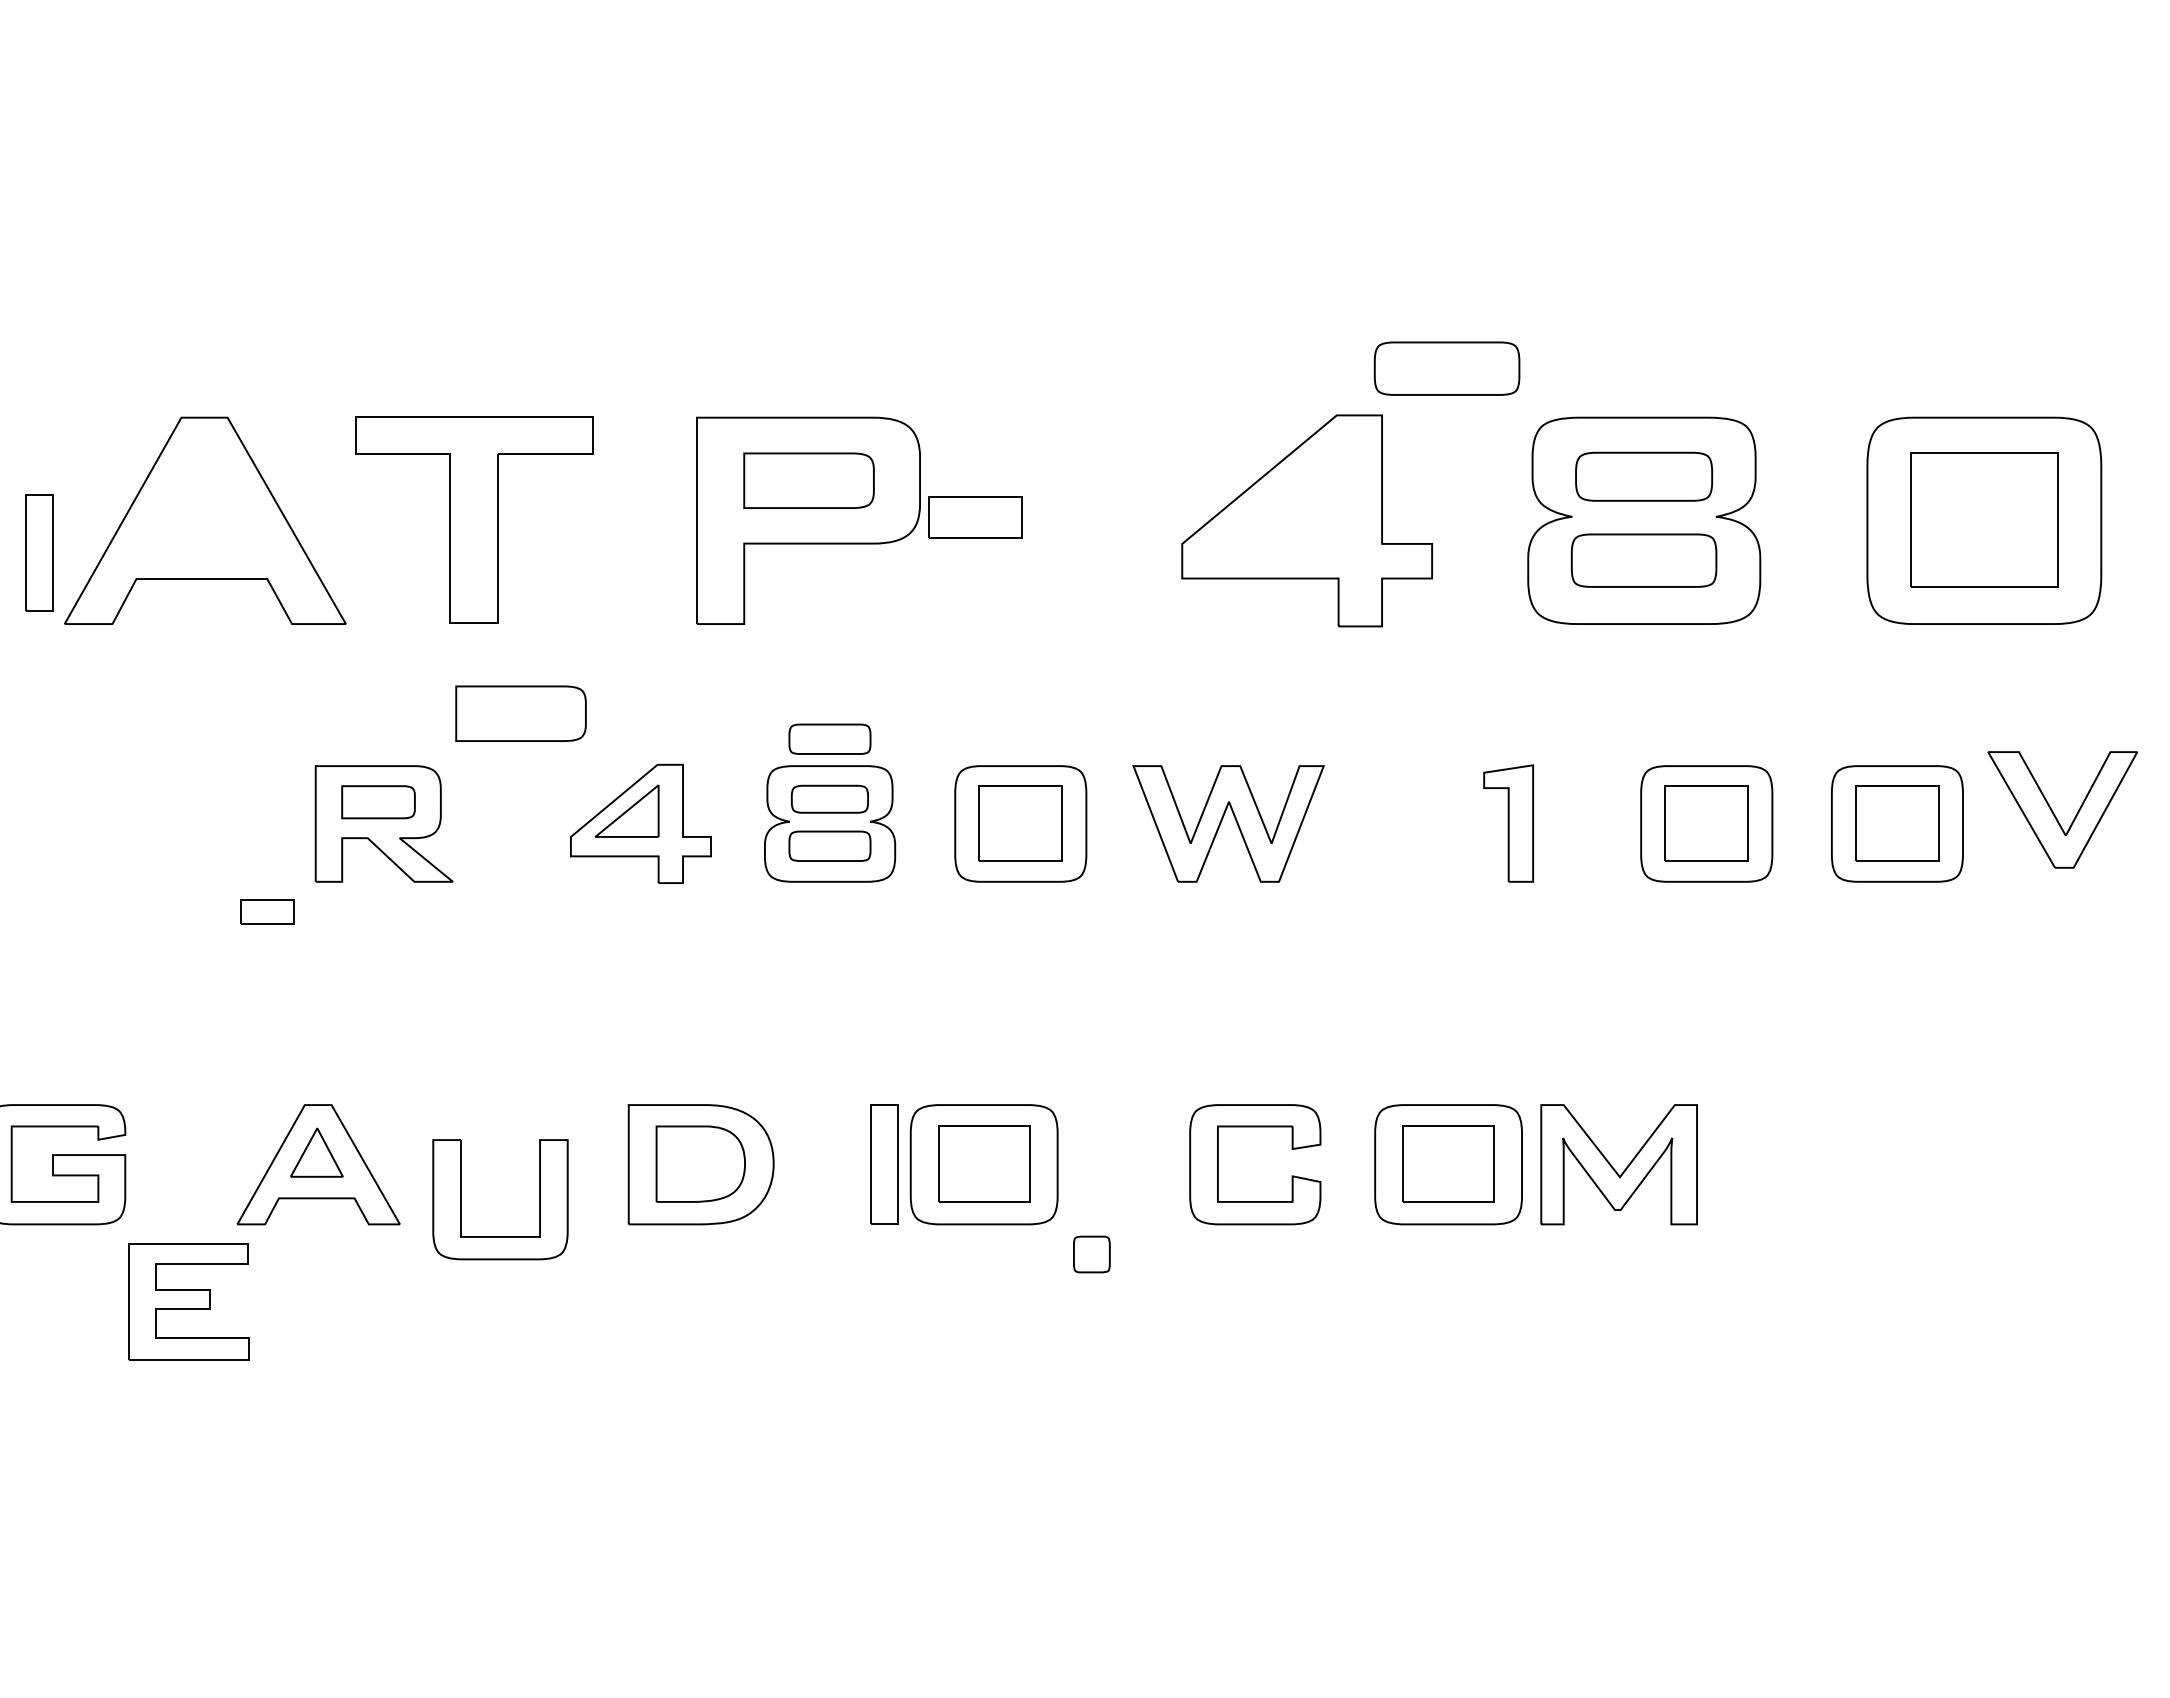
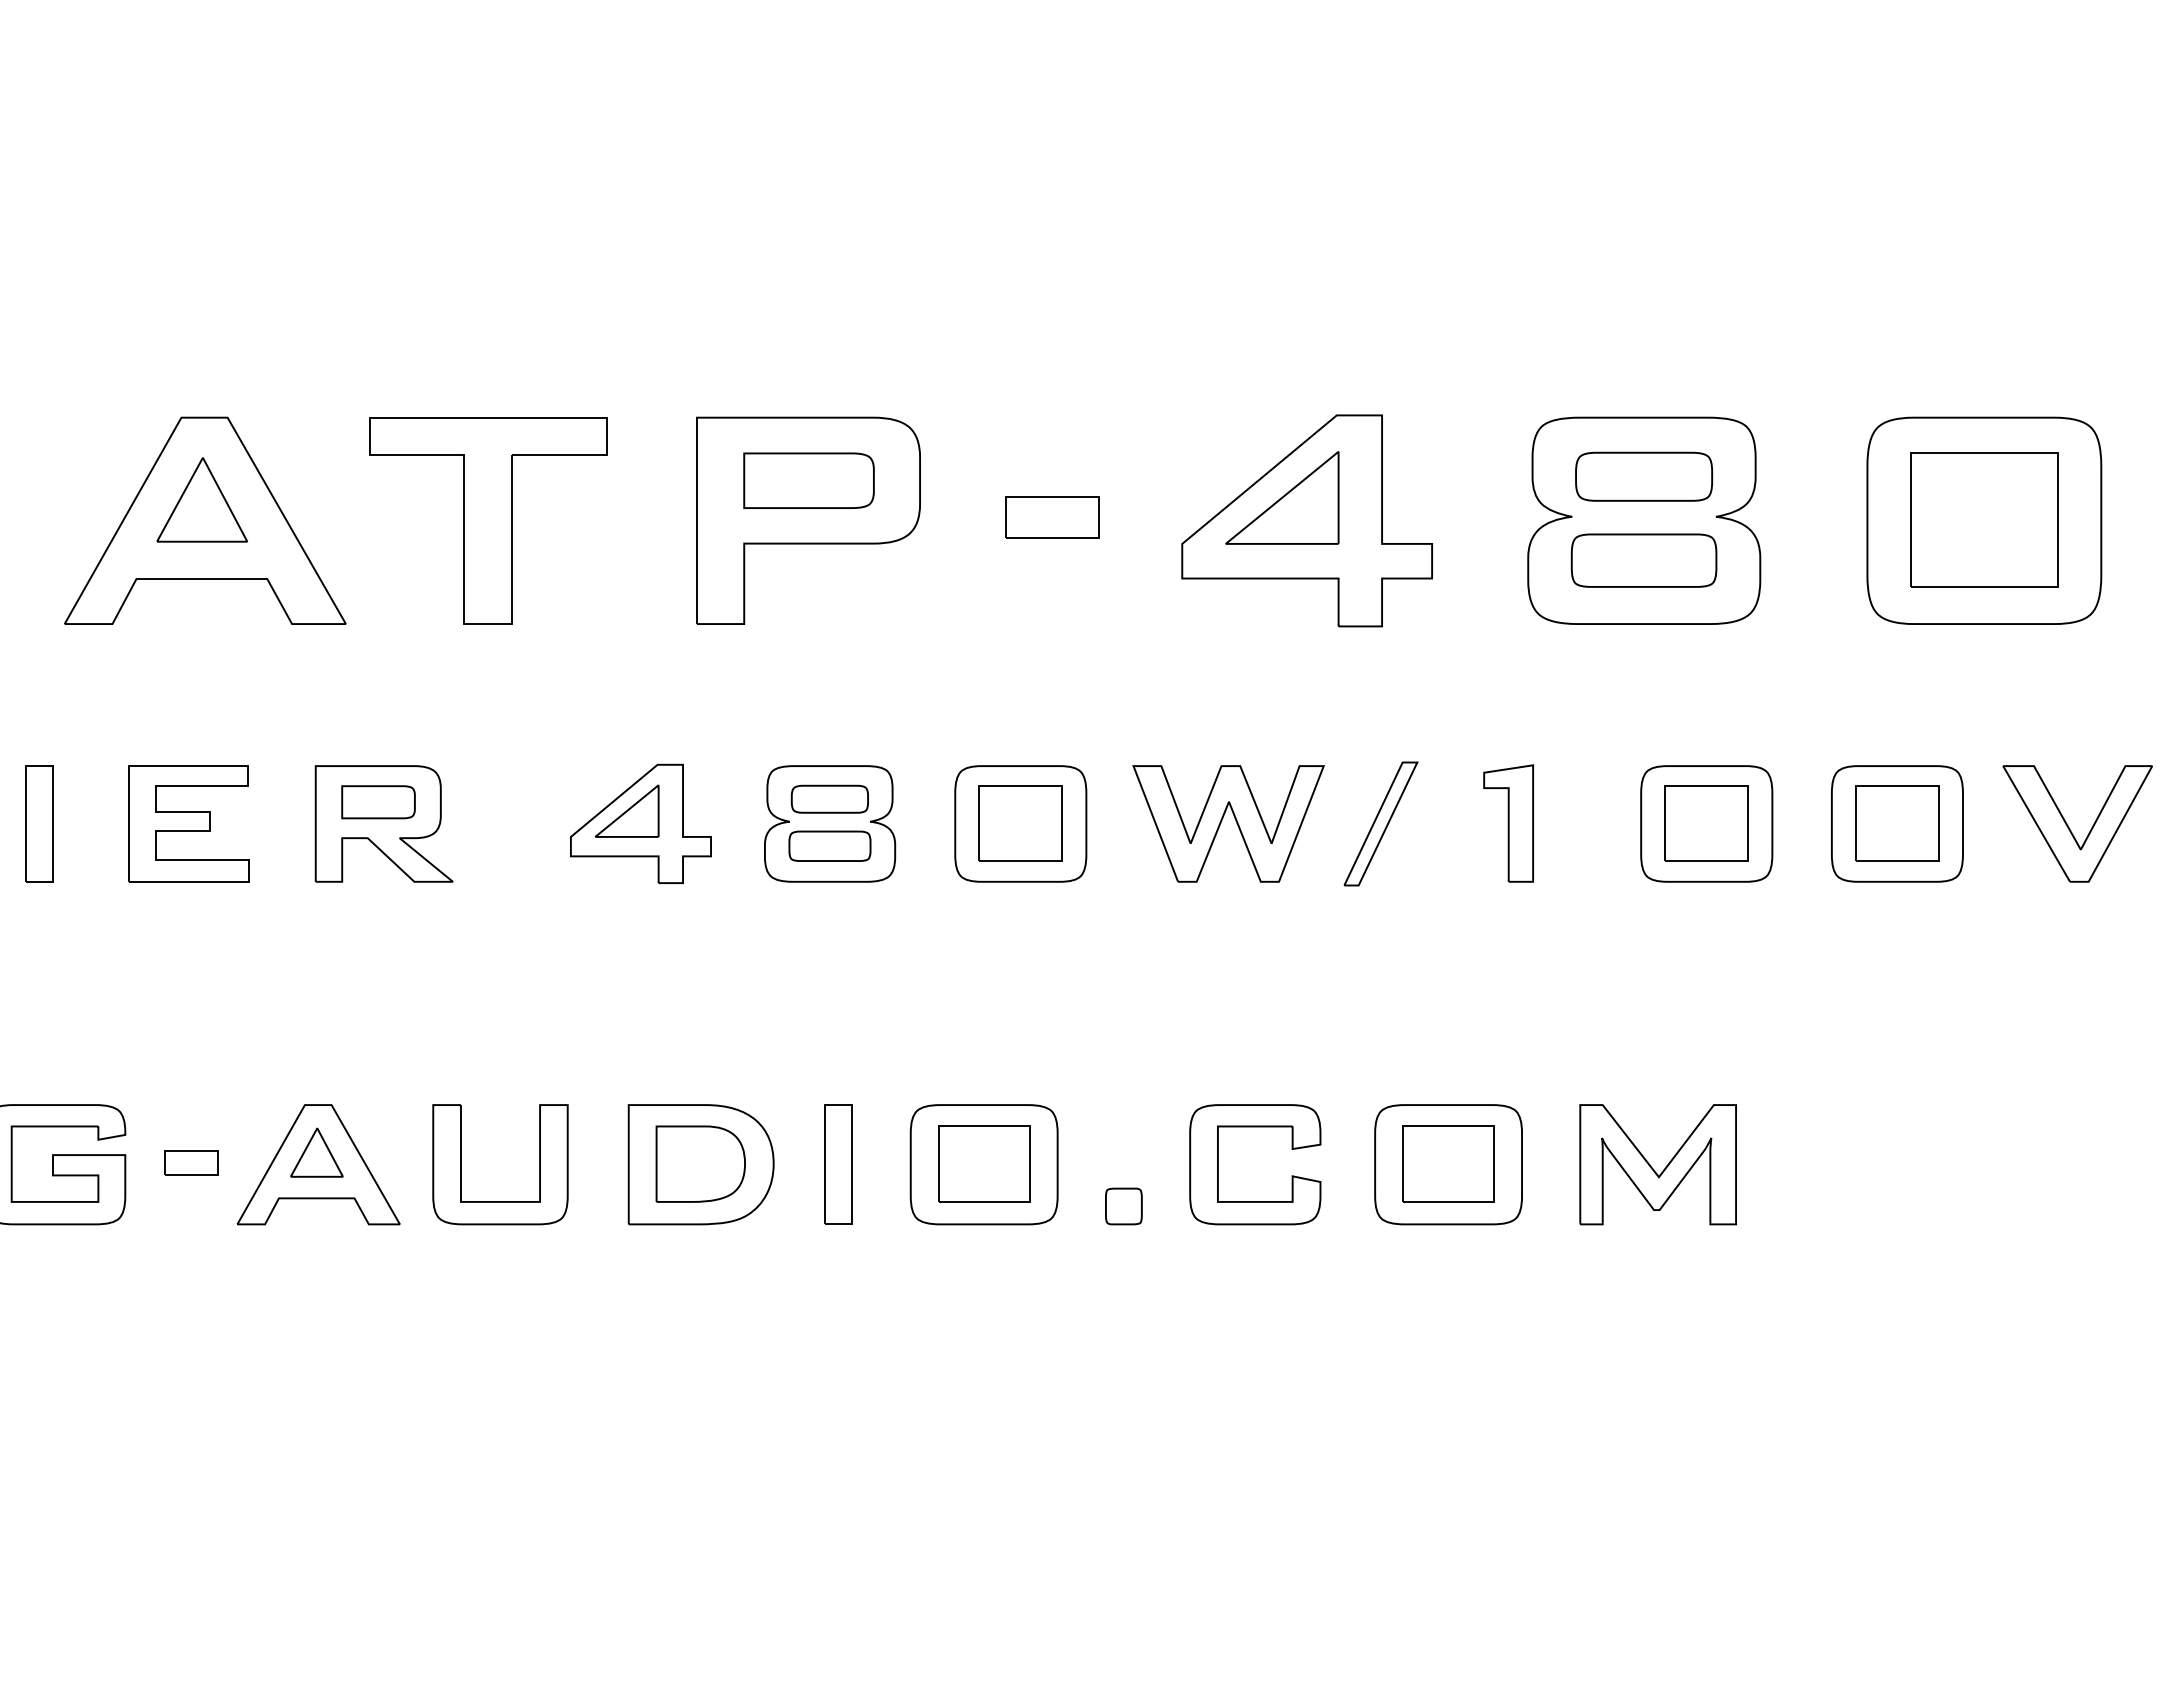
part: present -> none (1446, 368)
part: none -> present (1282, 497)
part: none -> present (201, 499)
part position: (975, 517) -> (1052, 517) (1052, 517)
part position: (474, 519) -> (488, 520) (488, 520)
part position: (39, 552) -> (39, 823) (39, 823)
part: present -> none (520, 713)
part: present -> none (829, 738)
part position: (2054, 813) -> (2069, 827) (2069, 827)
part: none -> present (1380, 823)
part position: (267, 911) -> (191, 1162) (191, 1162)
part position: (884, 1164) -> (838, 1164) (838, 1164)
part position: (1618, 1164) -> (1657, 1164) (1657, 1164)
part position: (500, 1236) -> (500, 1201) (500, 1201)
part position: (1091, 1254) -> (1123, 1206) (1123, 1206)
part position: (188, 1301) -> (188, 823) (188, 823)
